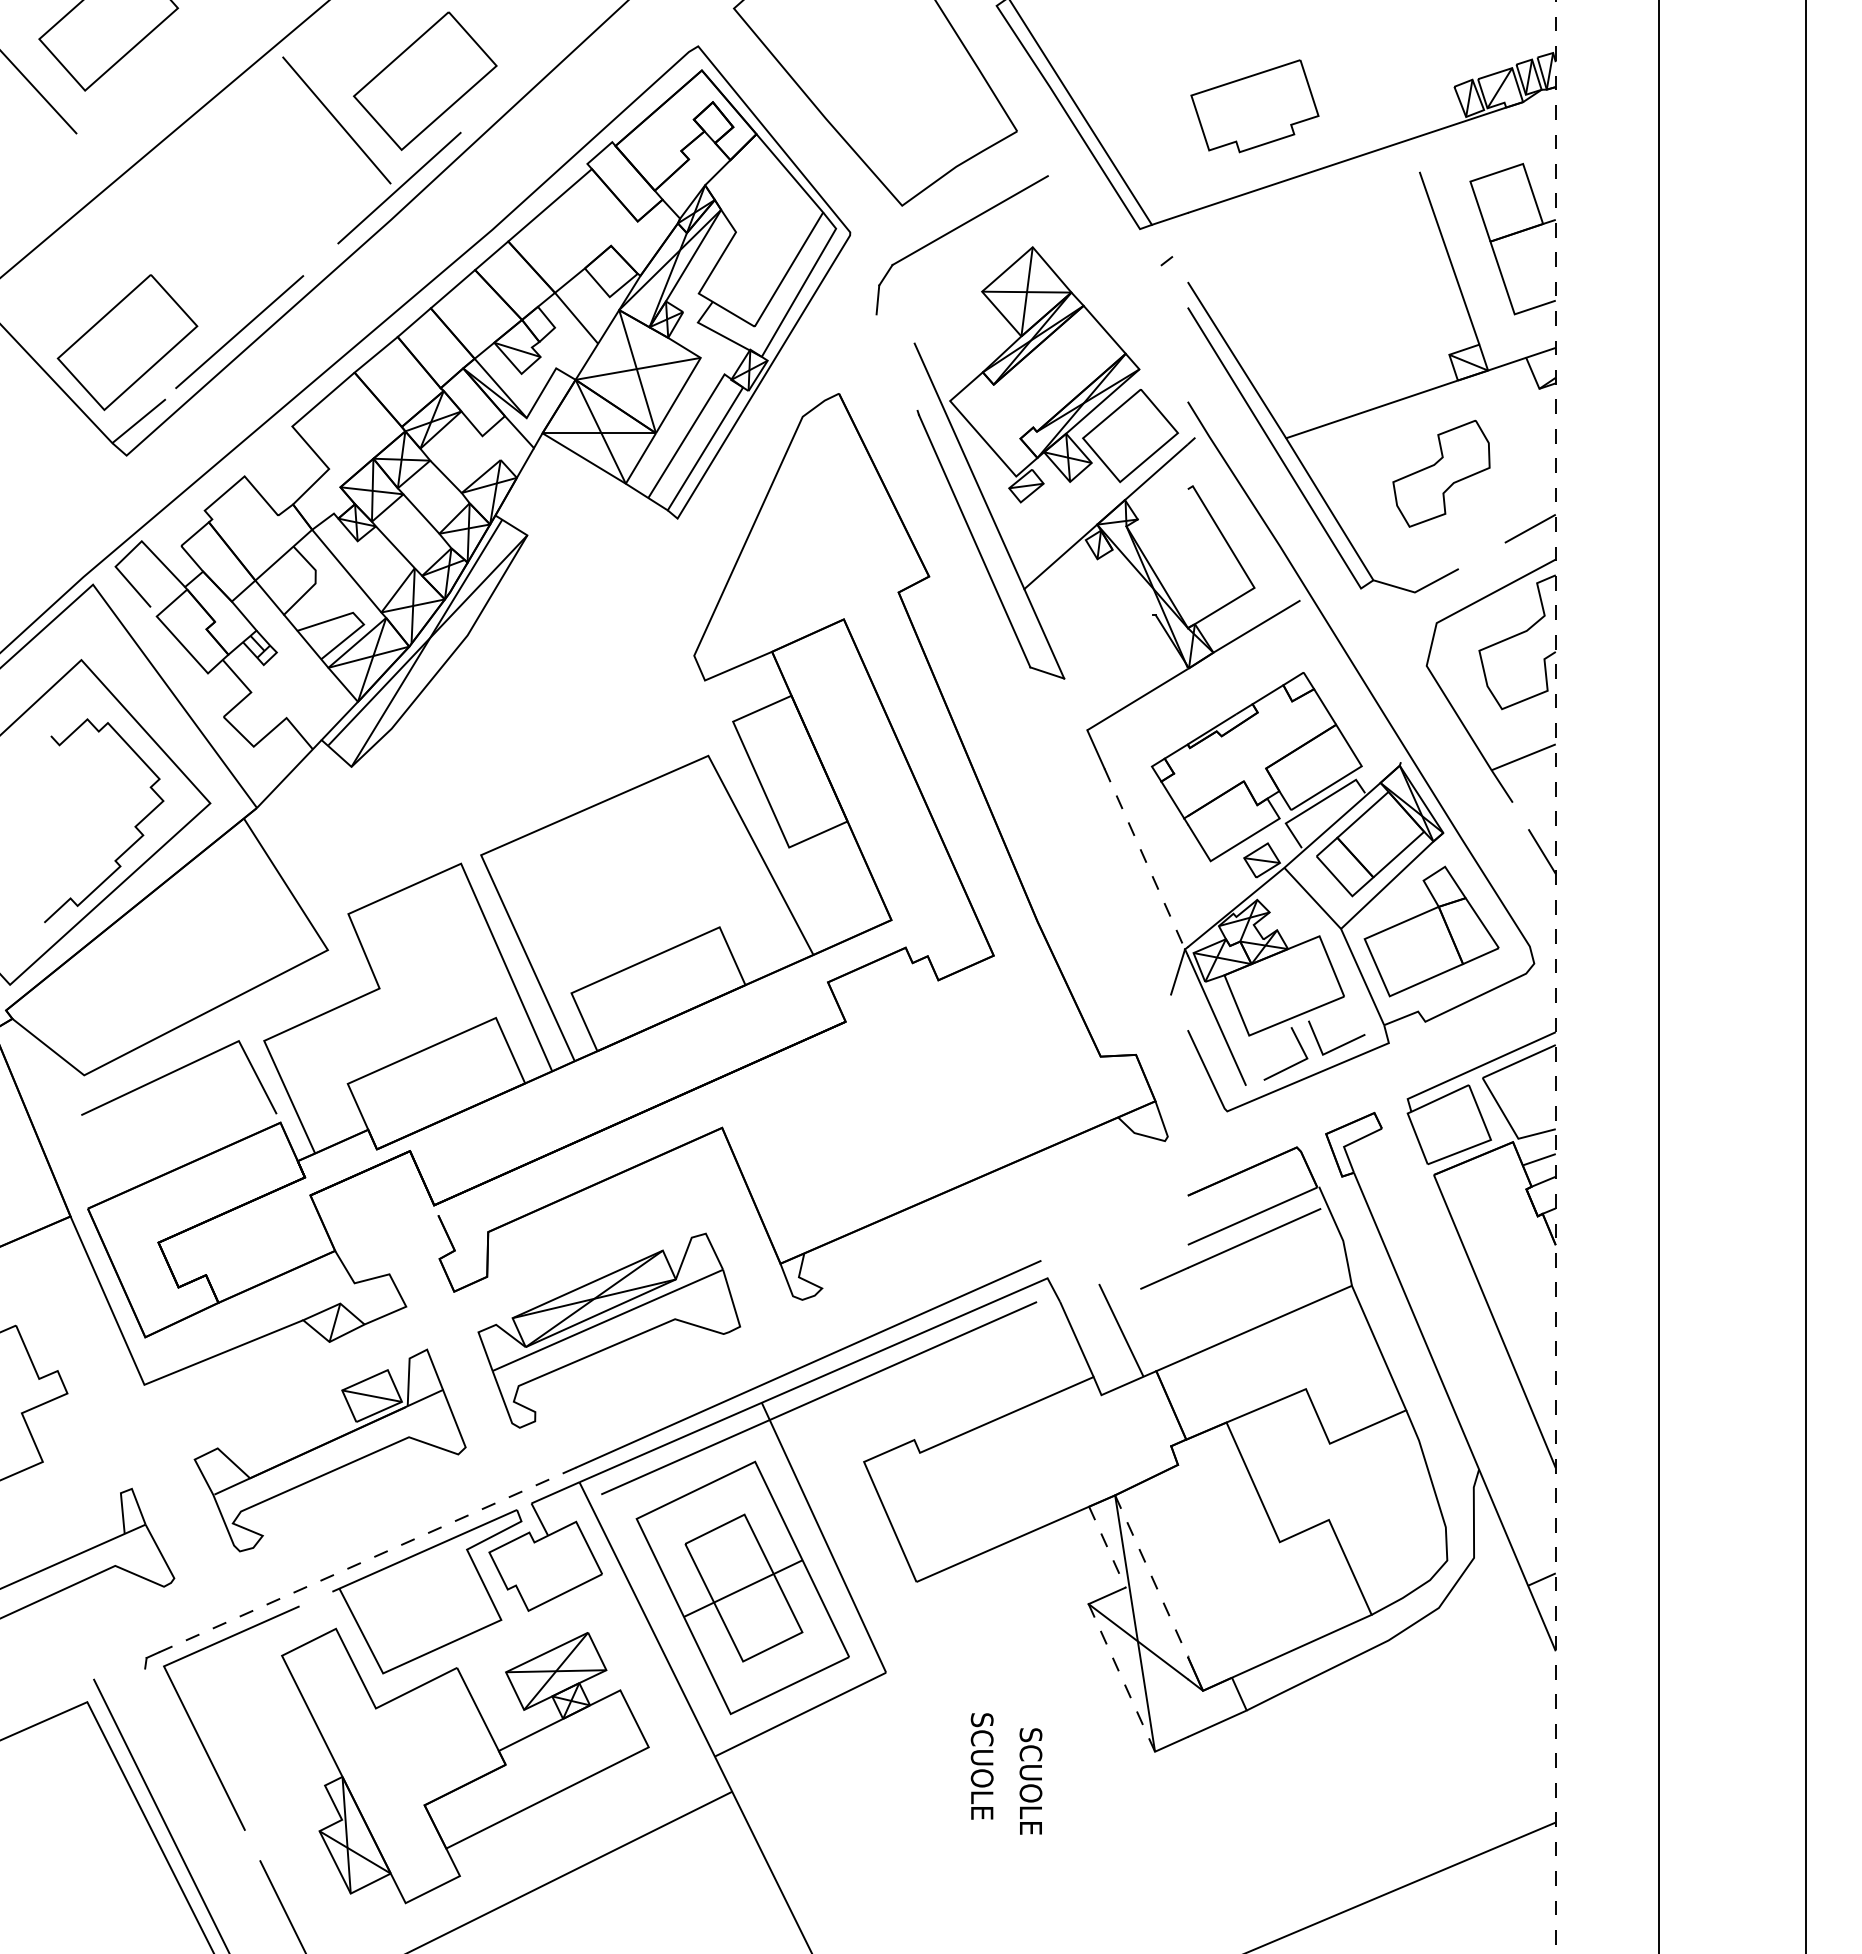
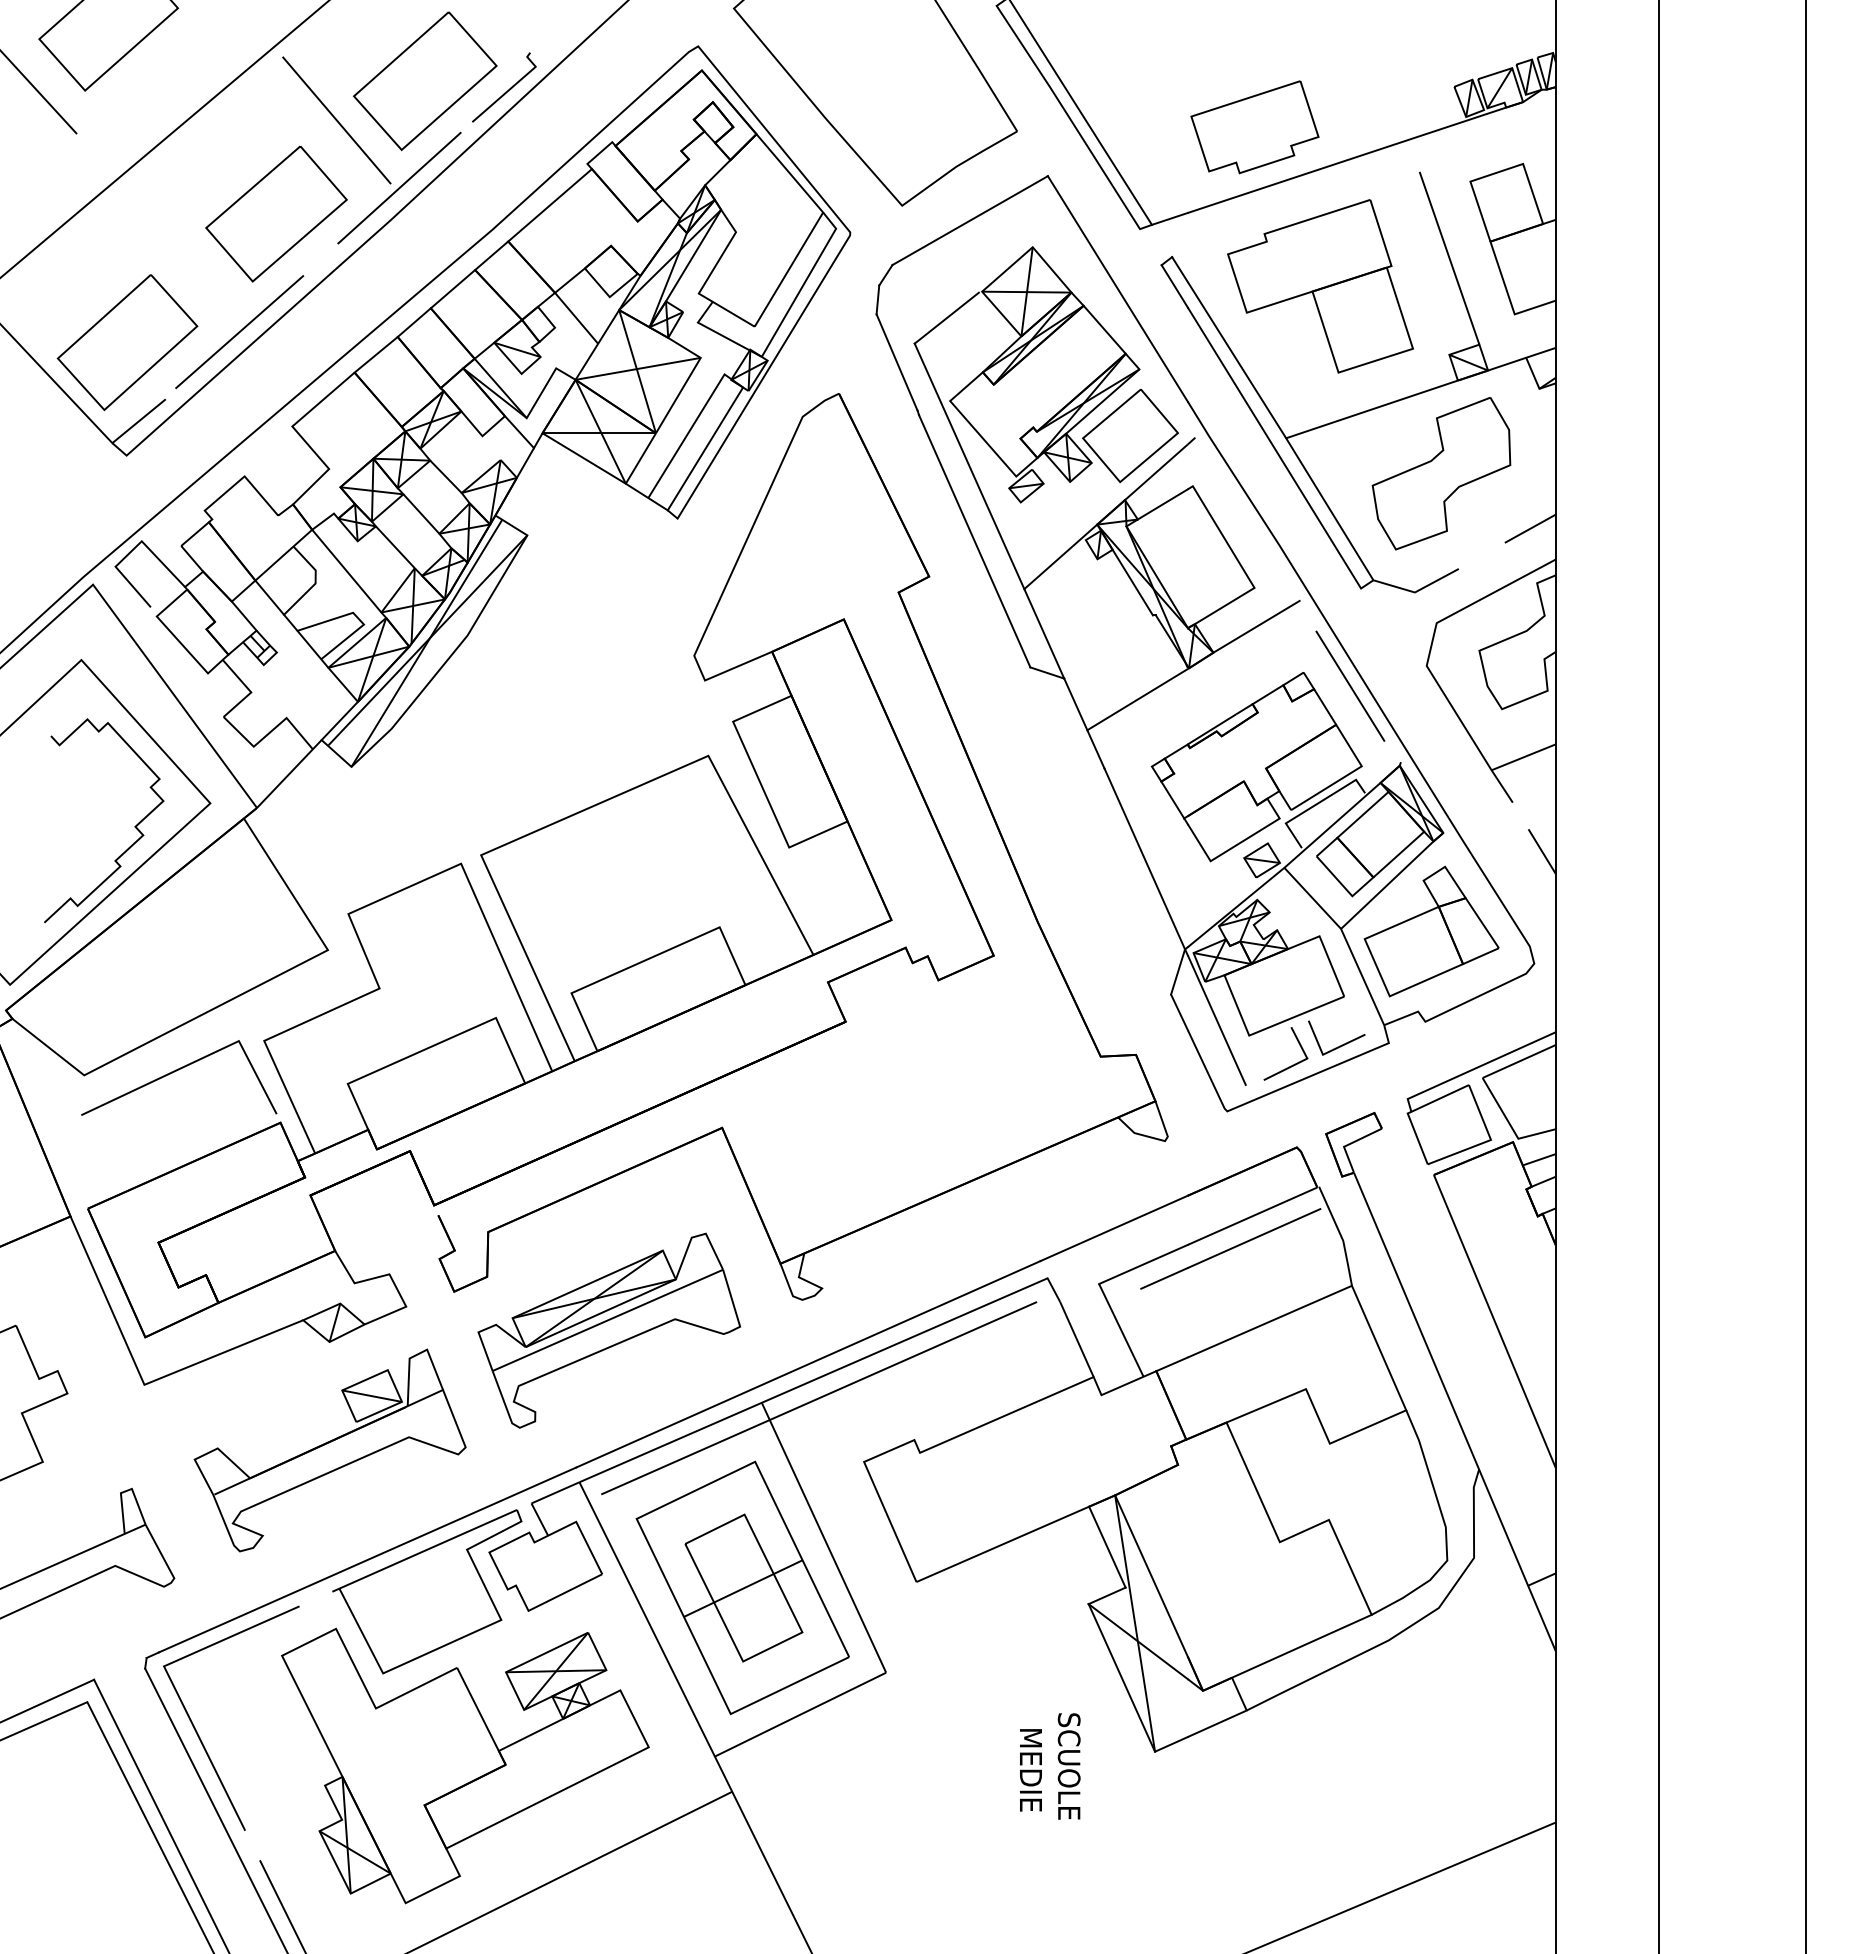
line: none -> present (505, 91)
part position: (1254, 106) -> (1254, 127) (1254, 127)
part: none -> present (276, 213)
line: none -> present (1179, 269)
line: none -> present (1174, 286)
part: none -> present (1320, 286)
line: none -> present (1117, 288)
line: none -> present (946, 317)
line: none -> present (896, 362)
part size: 99x109 px -> 141x154 px (1441, 473)
line: none -> present (1162, 504)
line: none -> present (1132, 582)
line: none -> present (1350, 685)
line: none -> present (1075, 704)
line: dashed -> solid (1144, 859)
line: dashed -> solid (1555, 977)
line: none -> present (1179, 1012)
line: none -> present (1113, 1228)
line: none -> present (1143, 1264)
line: dashed -> solid (1107, 1547)
line: dashed -> solid (368, 1559)
line: dashed -> solid (1151, 1576)
line: dashed -> solid (1121, 1677)
line: none -> present (48, 1700)
text position: (981, 1766) -> (1068, 1766) (1068, 1766)
text: SCUOLE -> MEDIE (1030, 1781)
line: none -> present (215, 1809)
